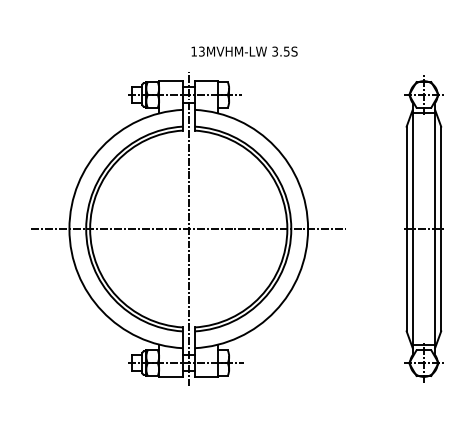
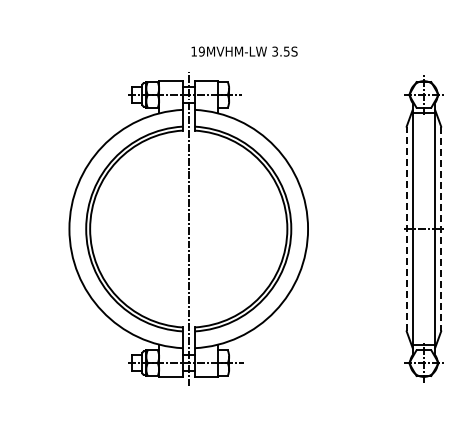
text: 13MVHM-LW -> 19MVHM-LW (201, 51)
line: solid -> dashed (406, 228)
line: present -> none (188, 229)
line: solid -> dashed (441, 229)
